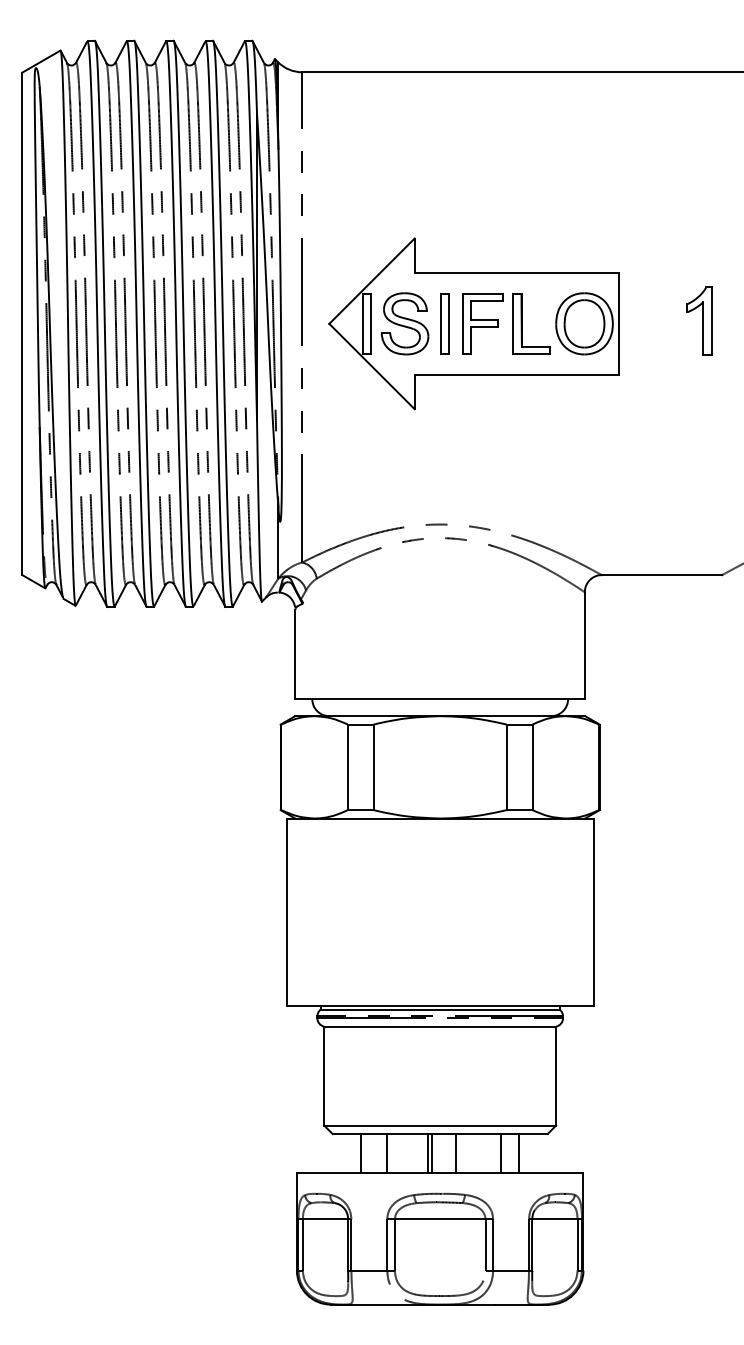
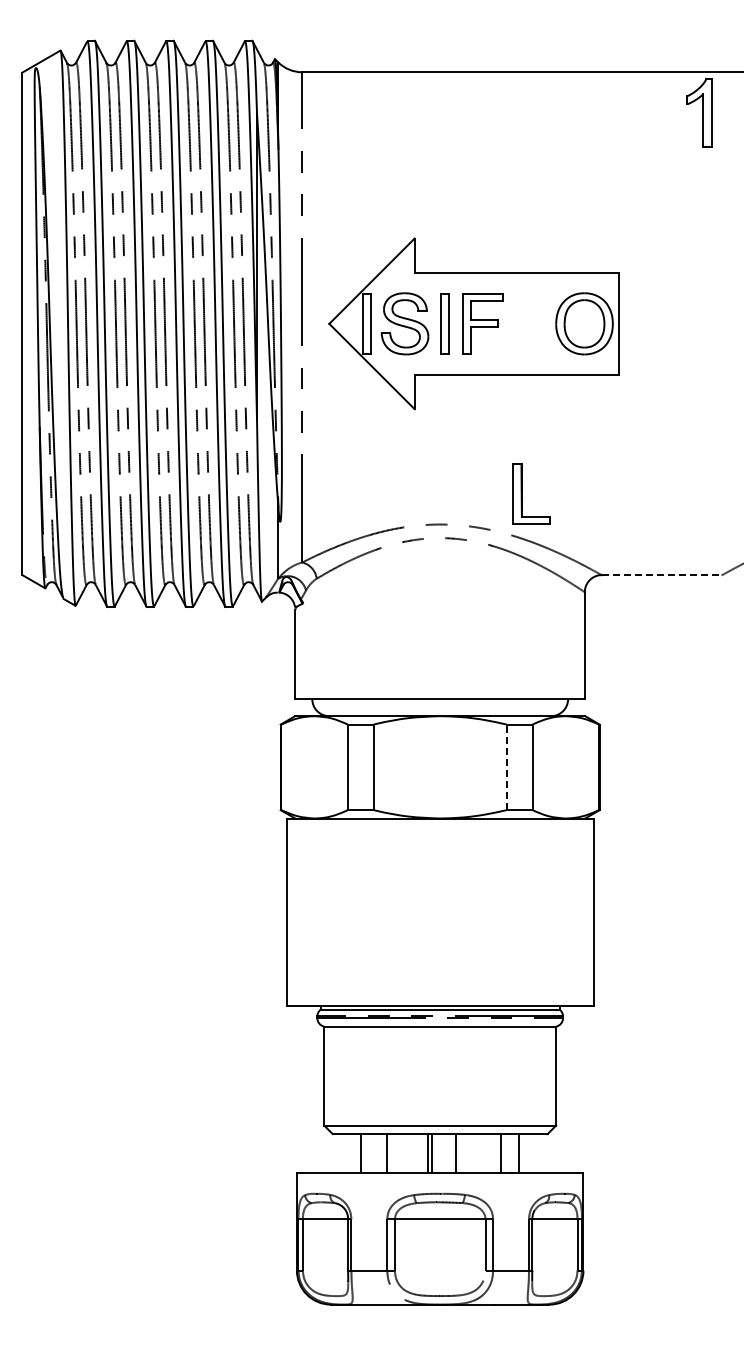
part position: (699, 320) -> (699, 112) (699, 112)
part position: (522, 323) -> (522, 493) (522, 493)
line: solid -> dashed (661, 575)
line: solid -> dashed (506, 767)
